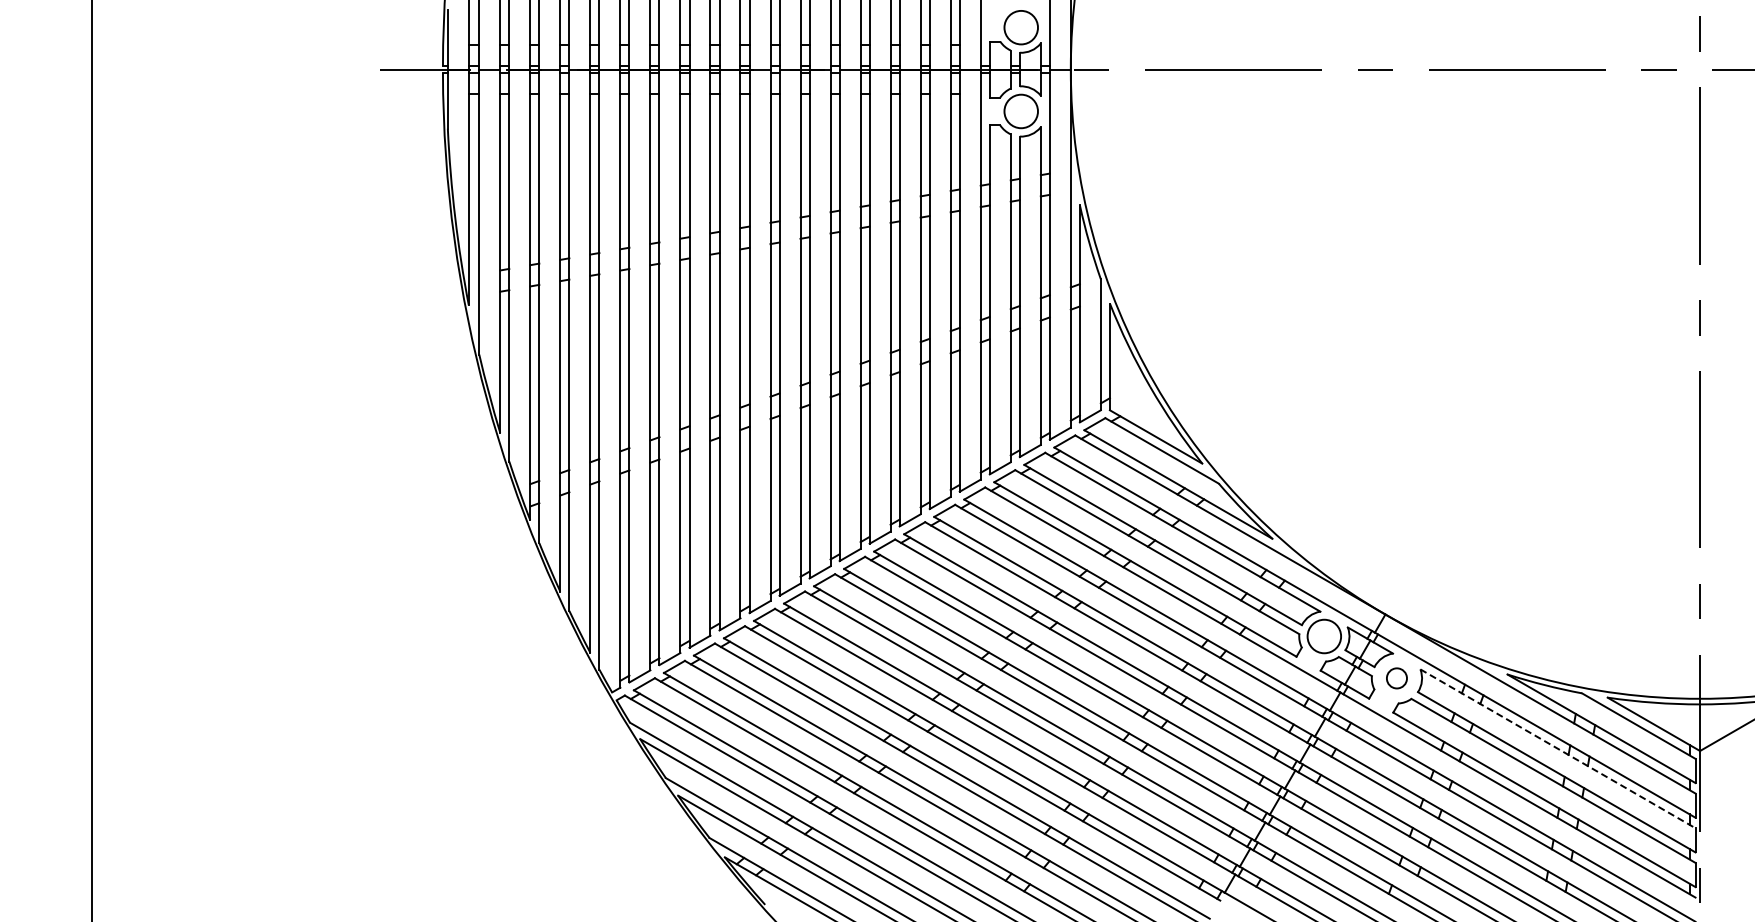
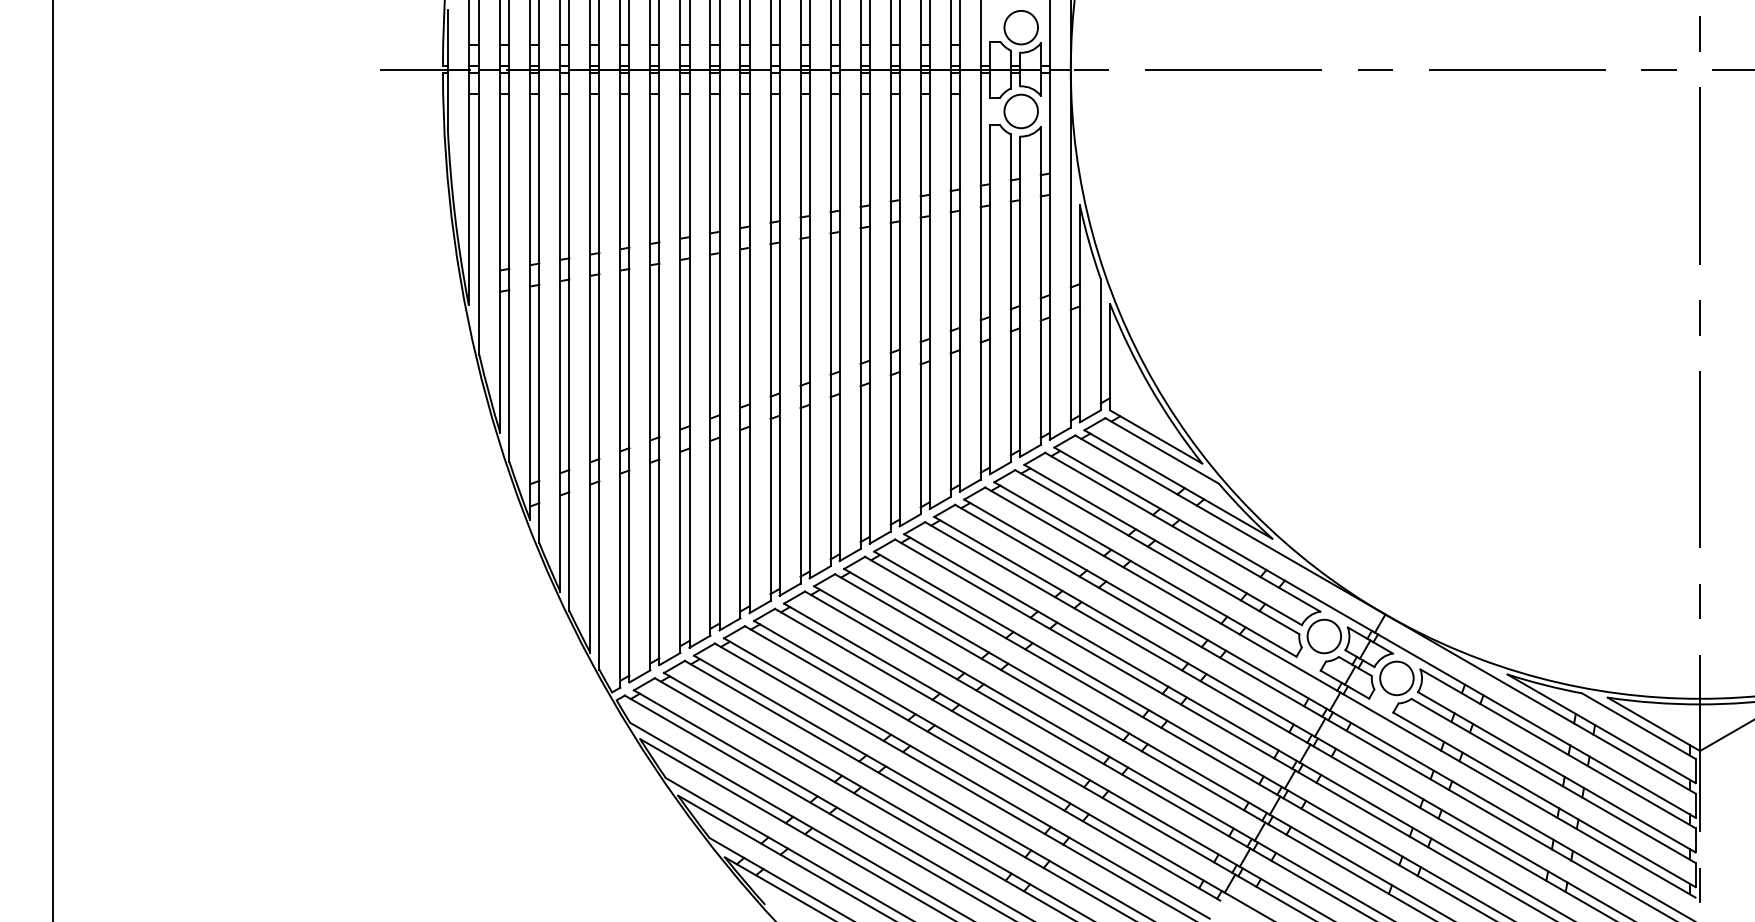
line position: (91, 460) -> (52, 460) (52, 460)
circle diameter: 20 px -> 34 px (1396, 678)
line: dashed -> solid (1557, 748)
